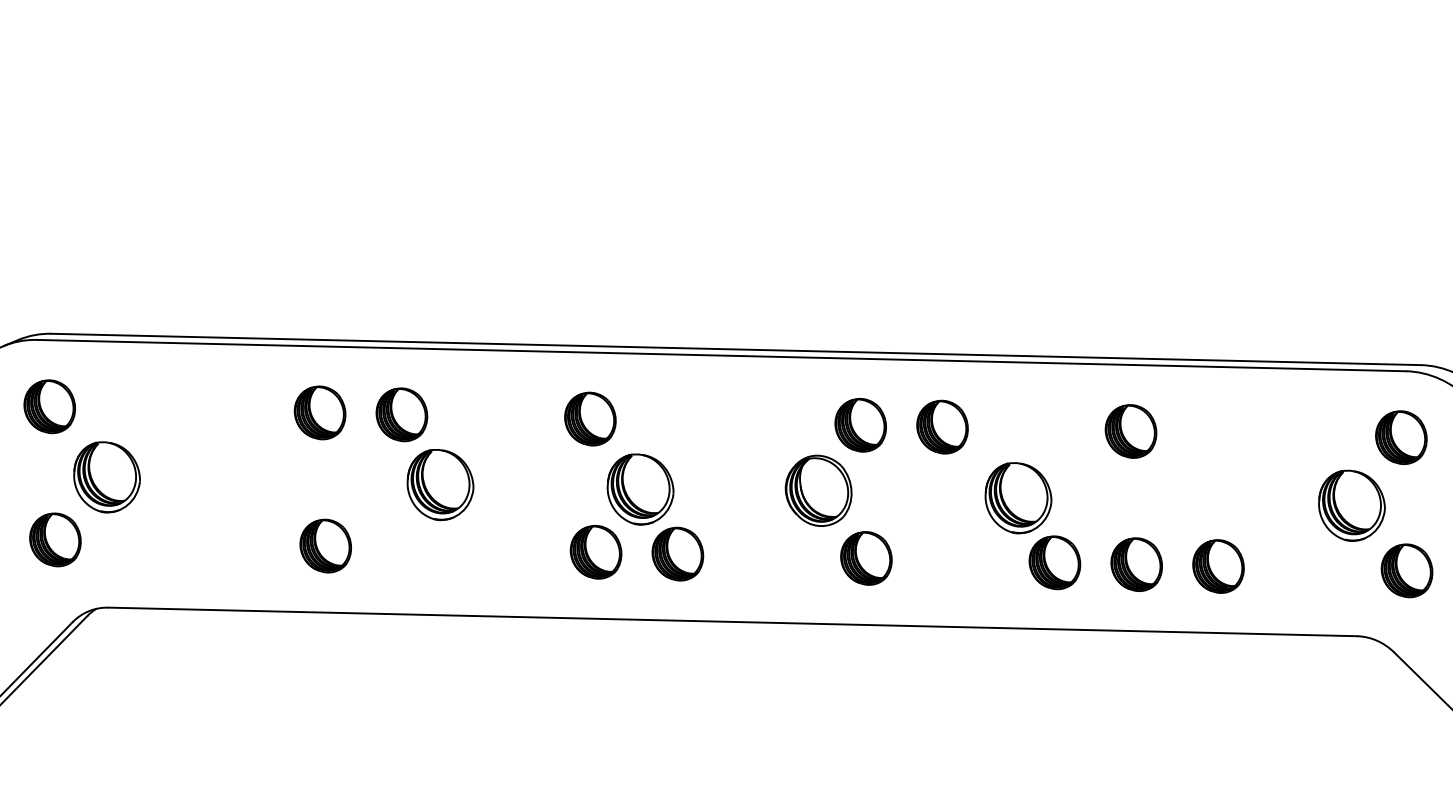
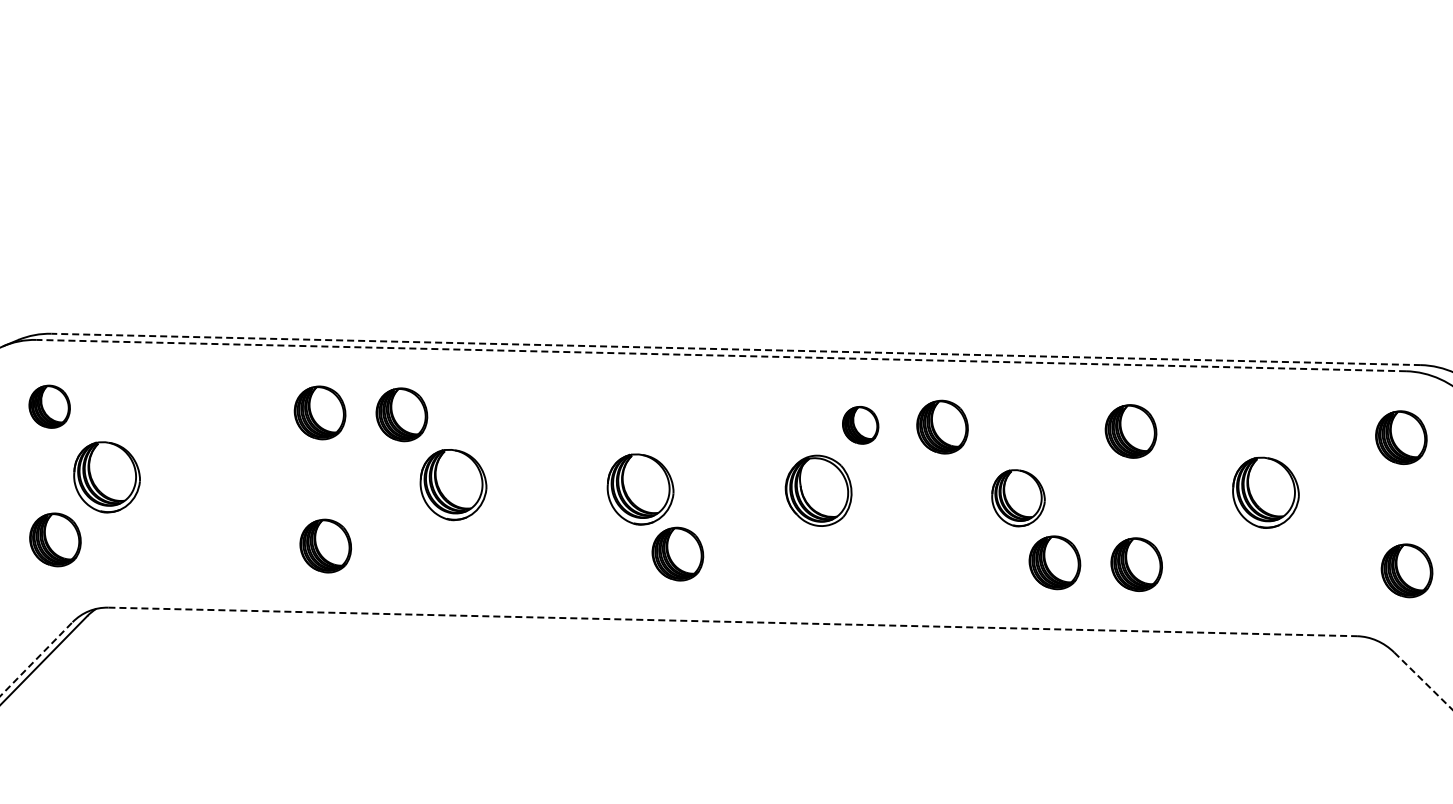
line: solid -> dashed (736, 349)
line: solid -> dashed (721, 355)
part size: 53x56 px -> 43x45 px (49, 406)
part: present -> none (590, 418)
part size: 53x55 px -> 38x39 px (860, 425)
part position: (440, 485) -> (453, 485) (453, 485)
part size: 69x73 px -> 55x59 px (1018, 498)
part position: (1351, 505) -> (1265, 492) (1265, 492)
part: present -> none (595, 552)
part: present -> none (866, 558)
part: present -> none (1218, 566)
line: solid -> dashed (732, 621)
line: solid -> dashed (36, 659)
line: solid -> dashed (1423, 681)
